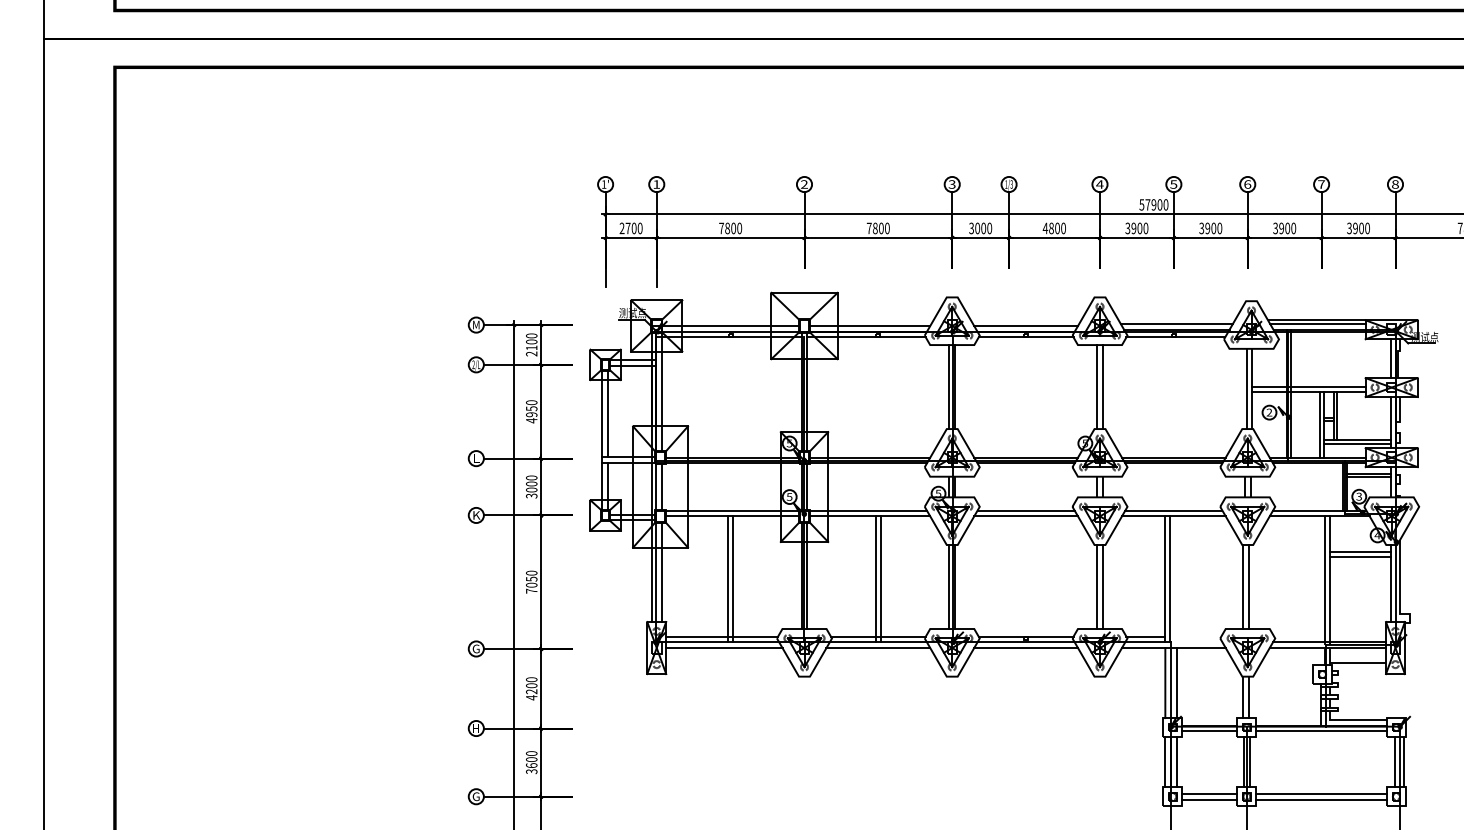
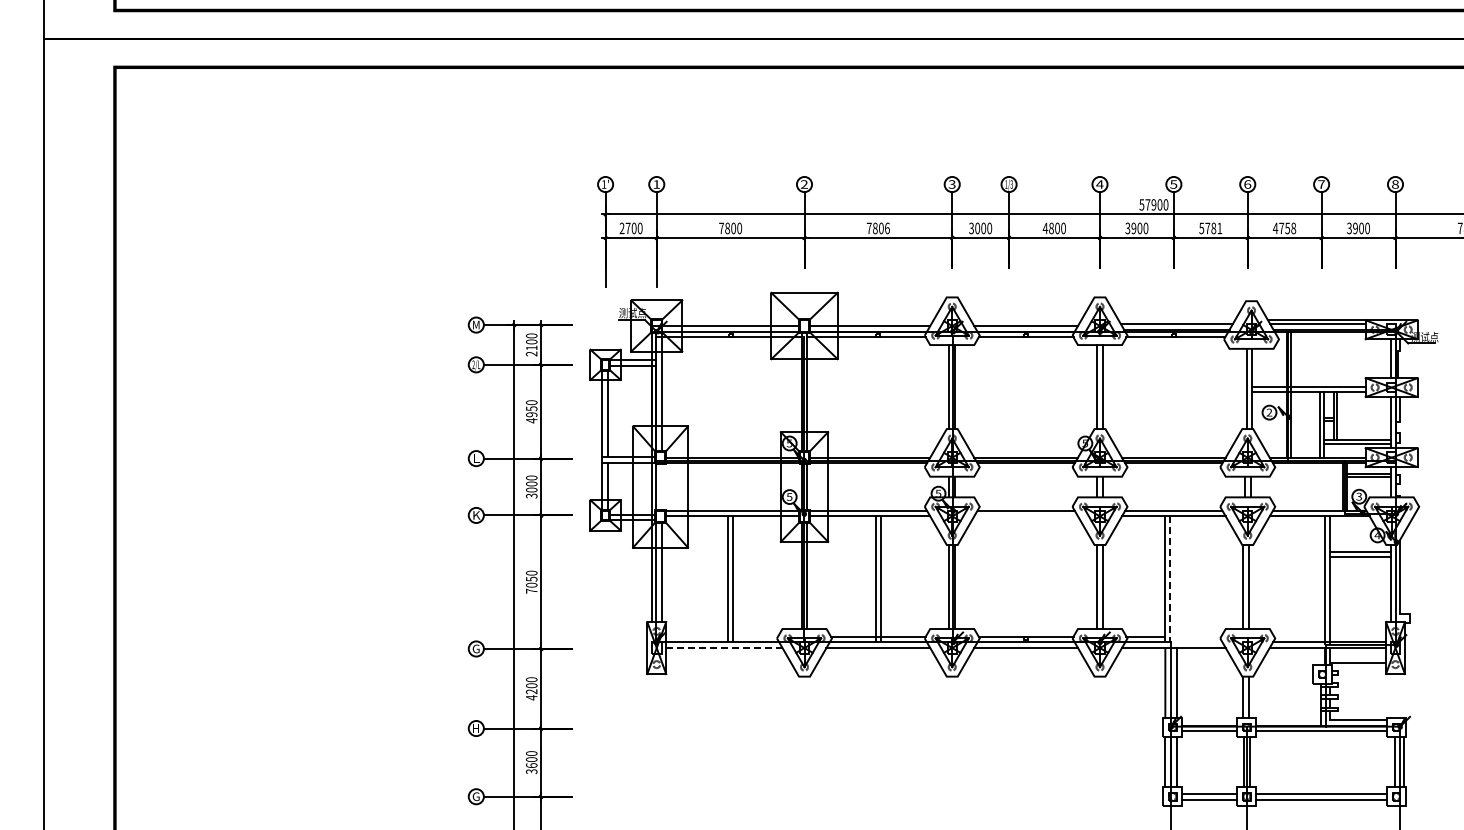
text: 7800 -> 7806 (887, 227)
text: 3900 -> 5781 (1210, 228)
text: 3900 -> 4758 (1284, 228)
line: present -> none (661, 486)
line: present -> none (1026, 516)
line: solid -> dashed (1170, 579)
line: present -> none (722, 636)
line: solid -> dashed (724, 648)
